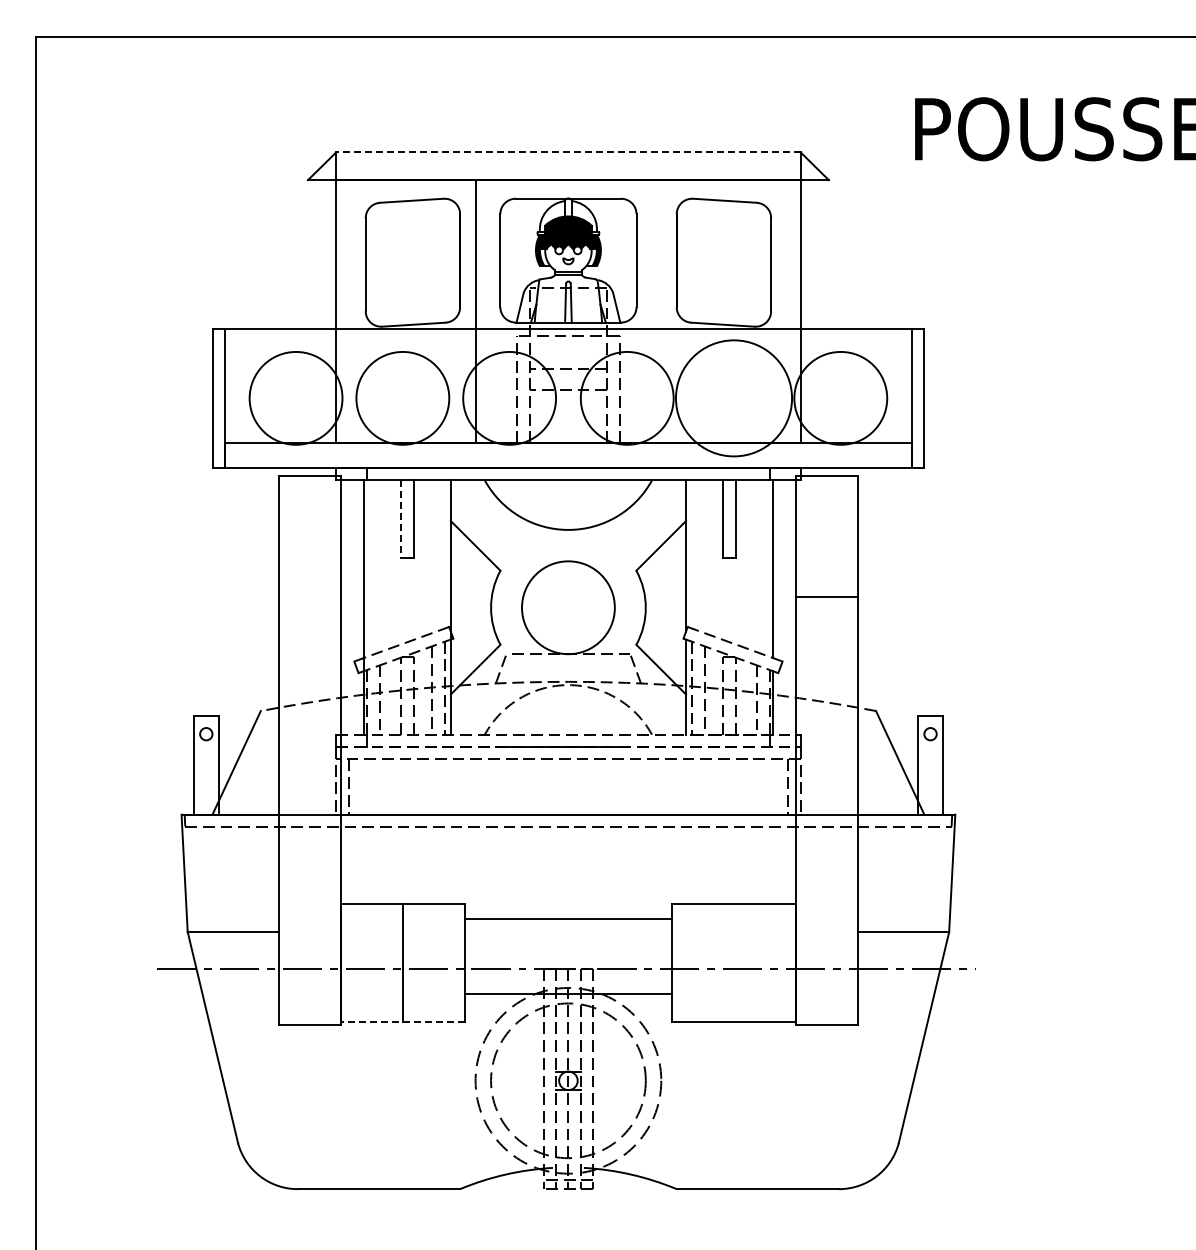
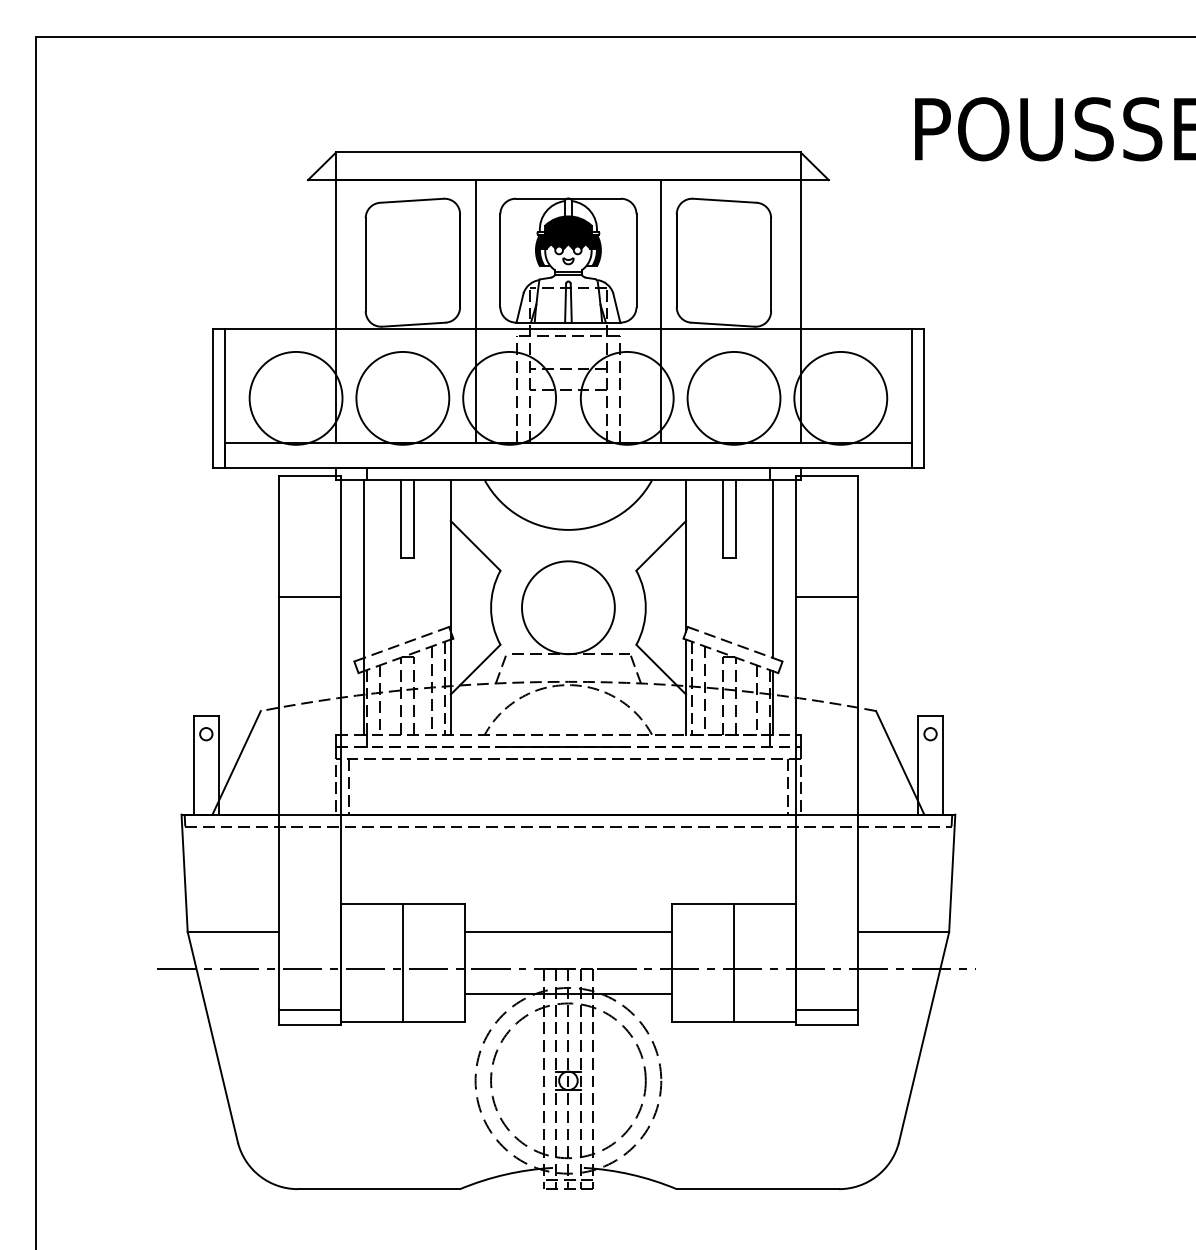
line: dashed -> solid (567, 152)
line: none -> present (661, 311)
circle diameter: 116 px -> 93 px (733, 397)
line: dashed -> solid (401, 519)
line: none -> present (309, 597)
line position: (568, 919) -> (568, 932) (568, 932)
line: none -> present (734, 963)
line: none -> present (309, 1009)
line: none -> present (826, 1009)
line: dashed -> solid (402, 1022)
